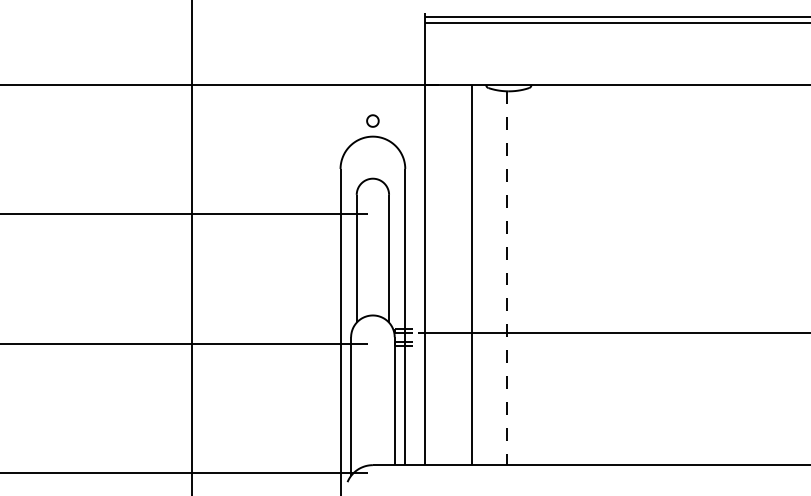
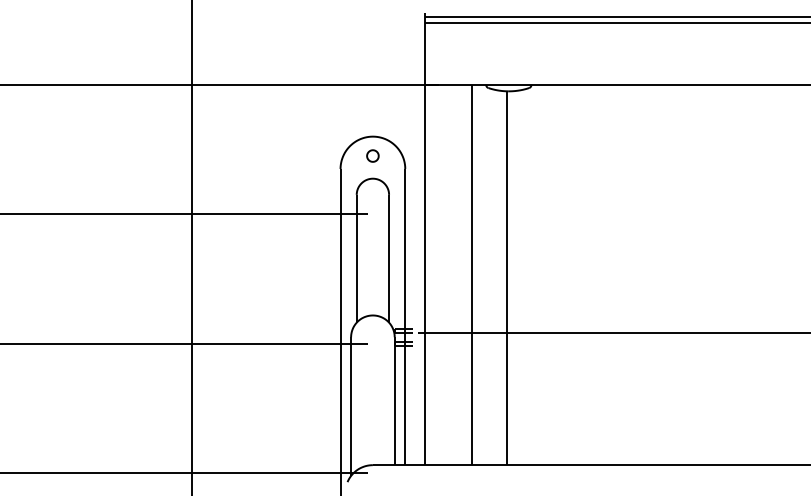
part position: (372, 120) -> (372, 155) (372, 155)
line: dashed -> solid (506, 278)
